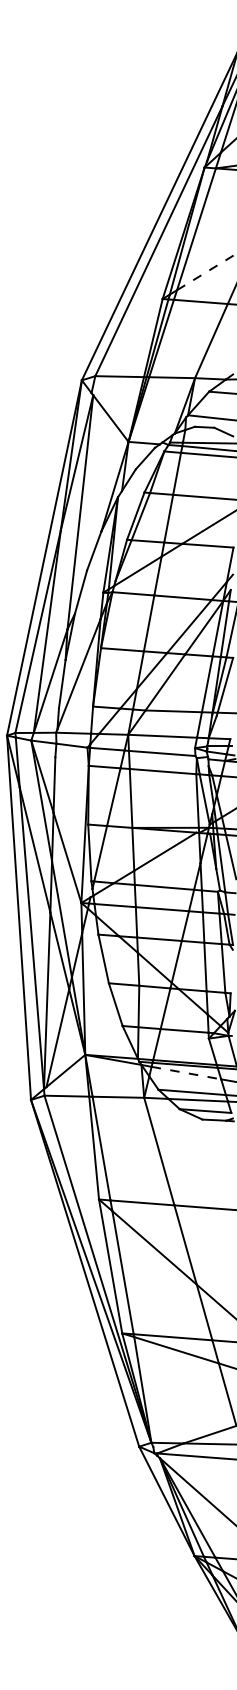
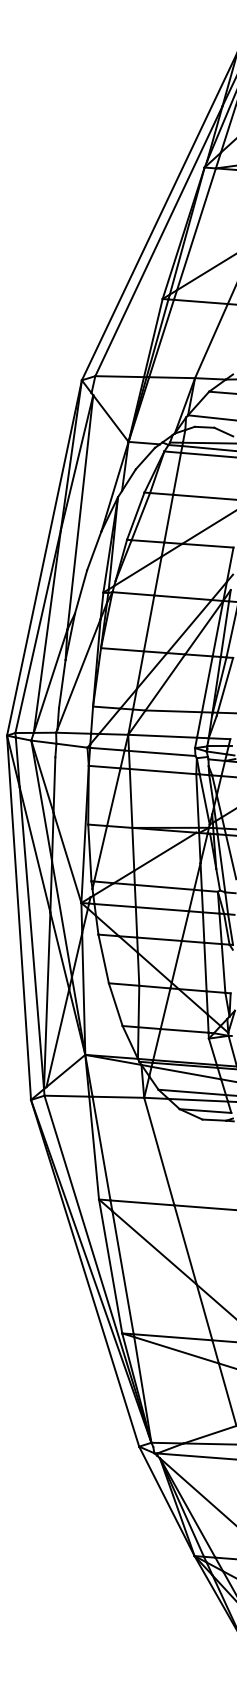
line: dashed -> solid (206, 271)
line: dashed -> solid (186, 1073)
